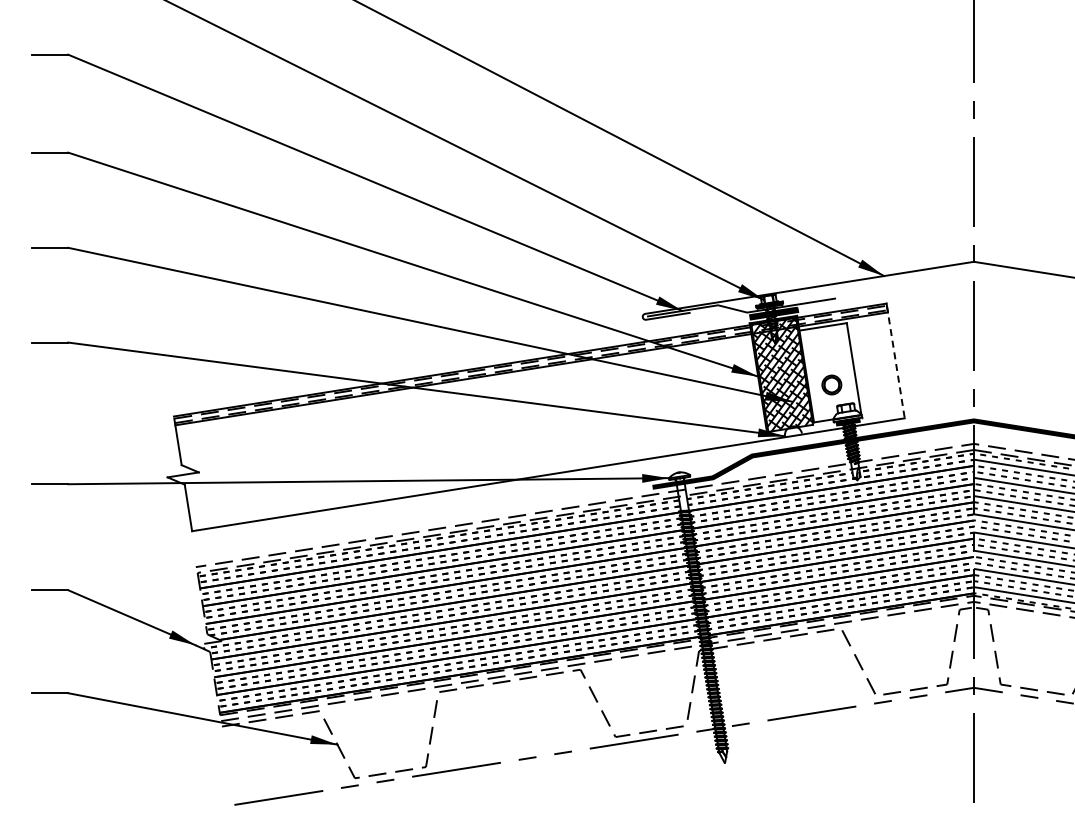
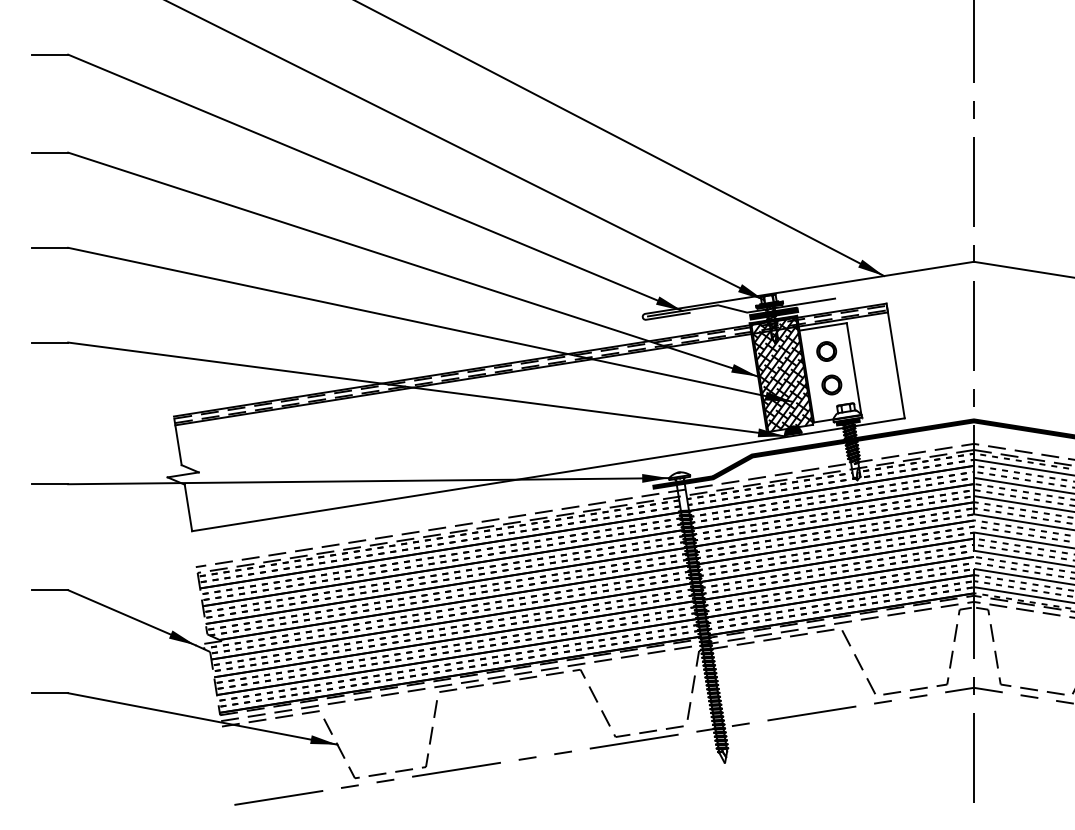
part: none -> present (826, 351)
line: dashed -> solid (895, 362)
fill: none -> present (792, 431)
